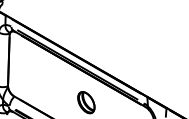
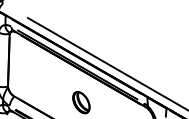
line: none -> present (106, 62)
part position: (86, 102) -> (81, 102) (81, 102)
